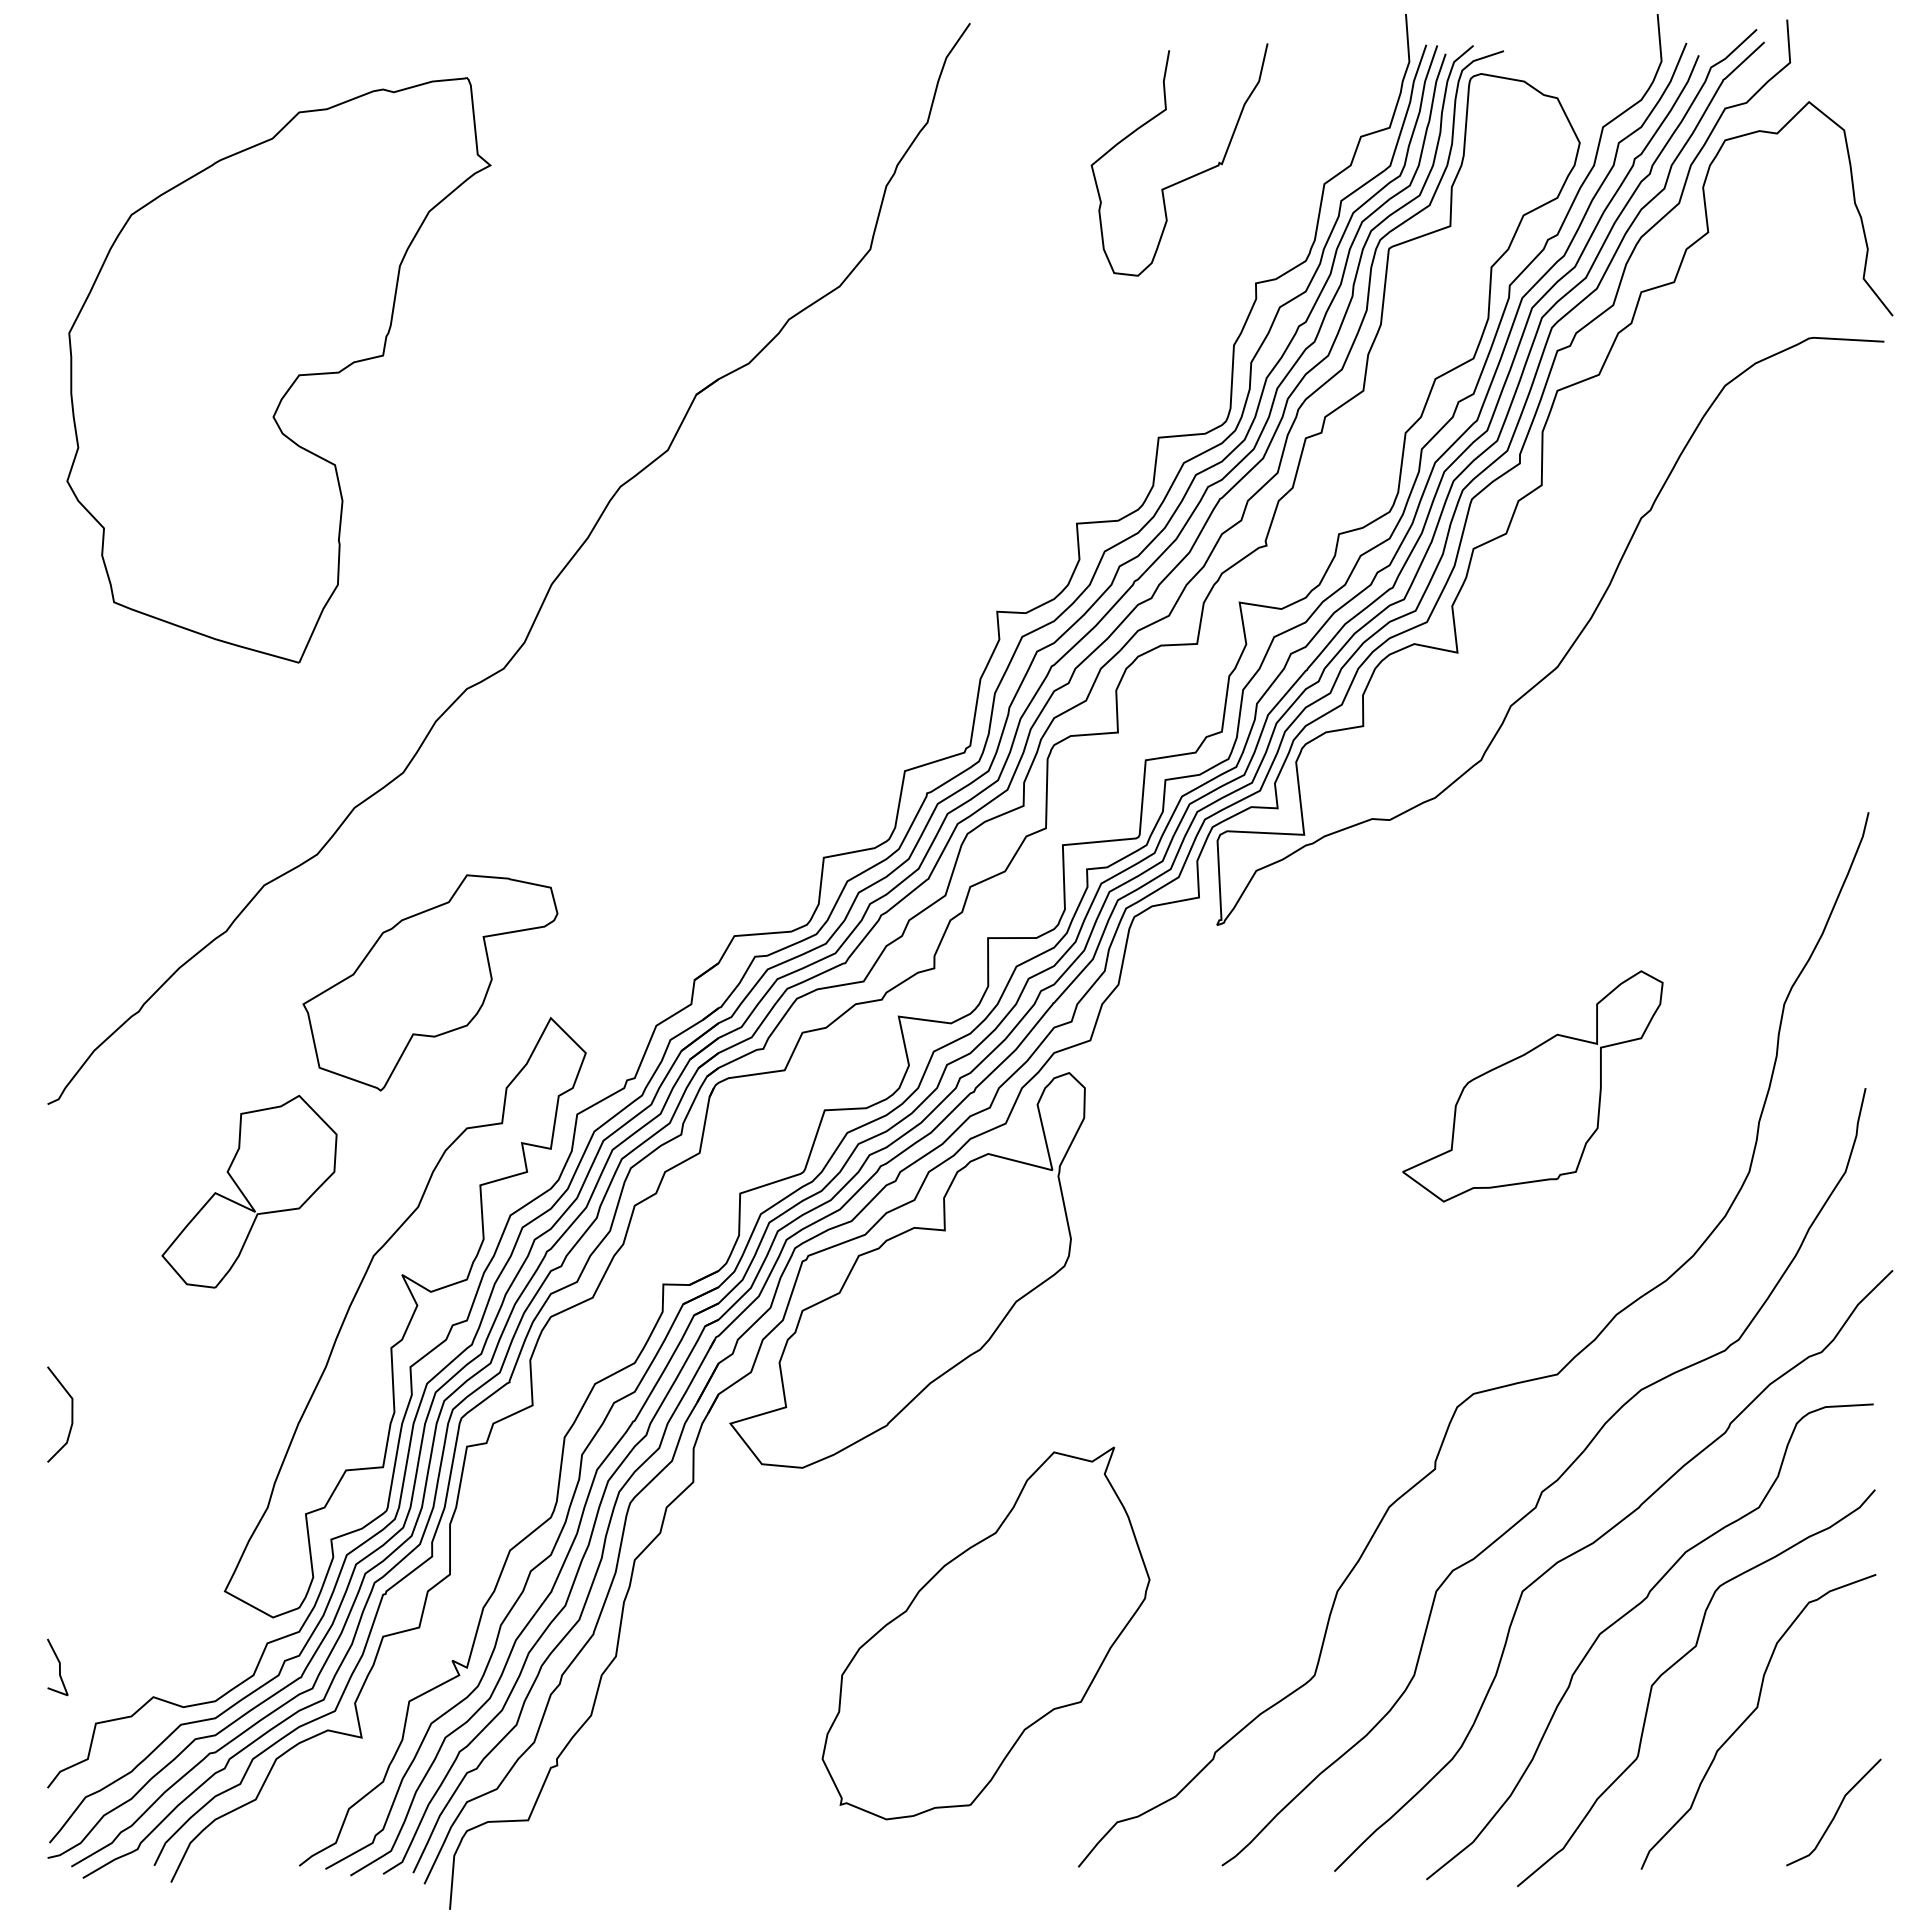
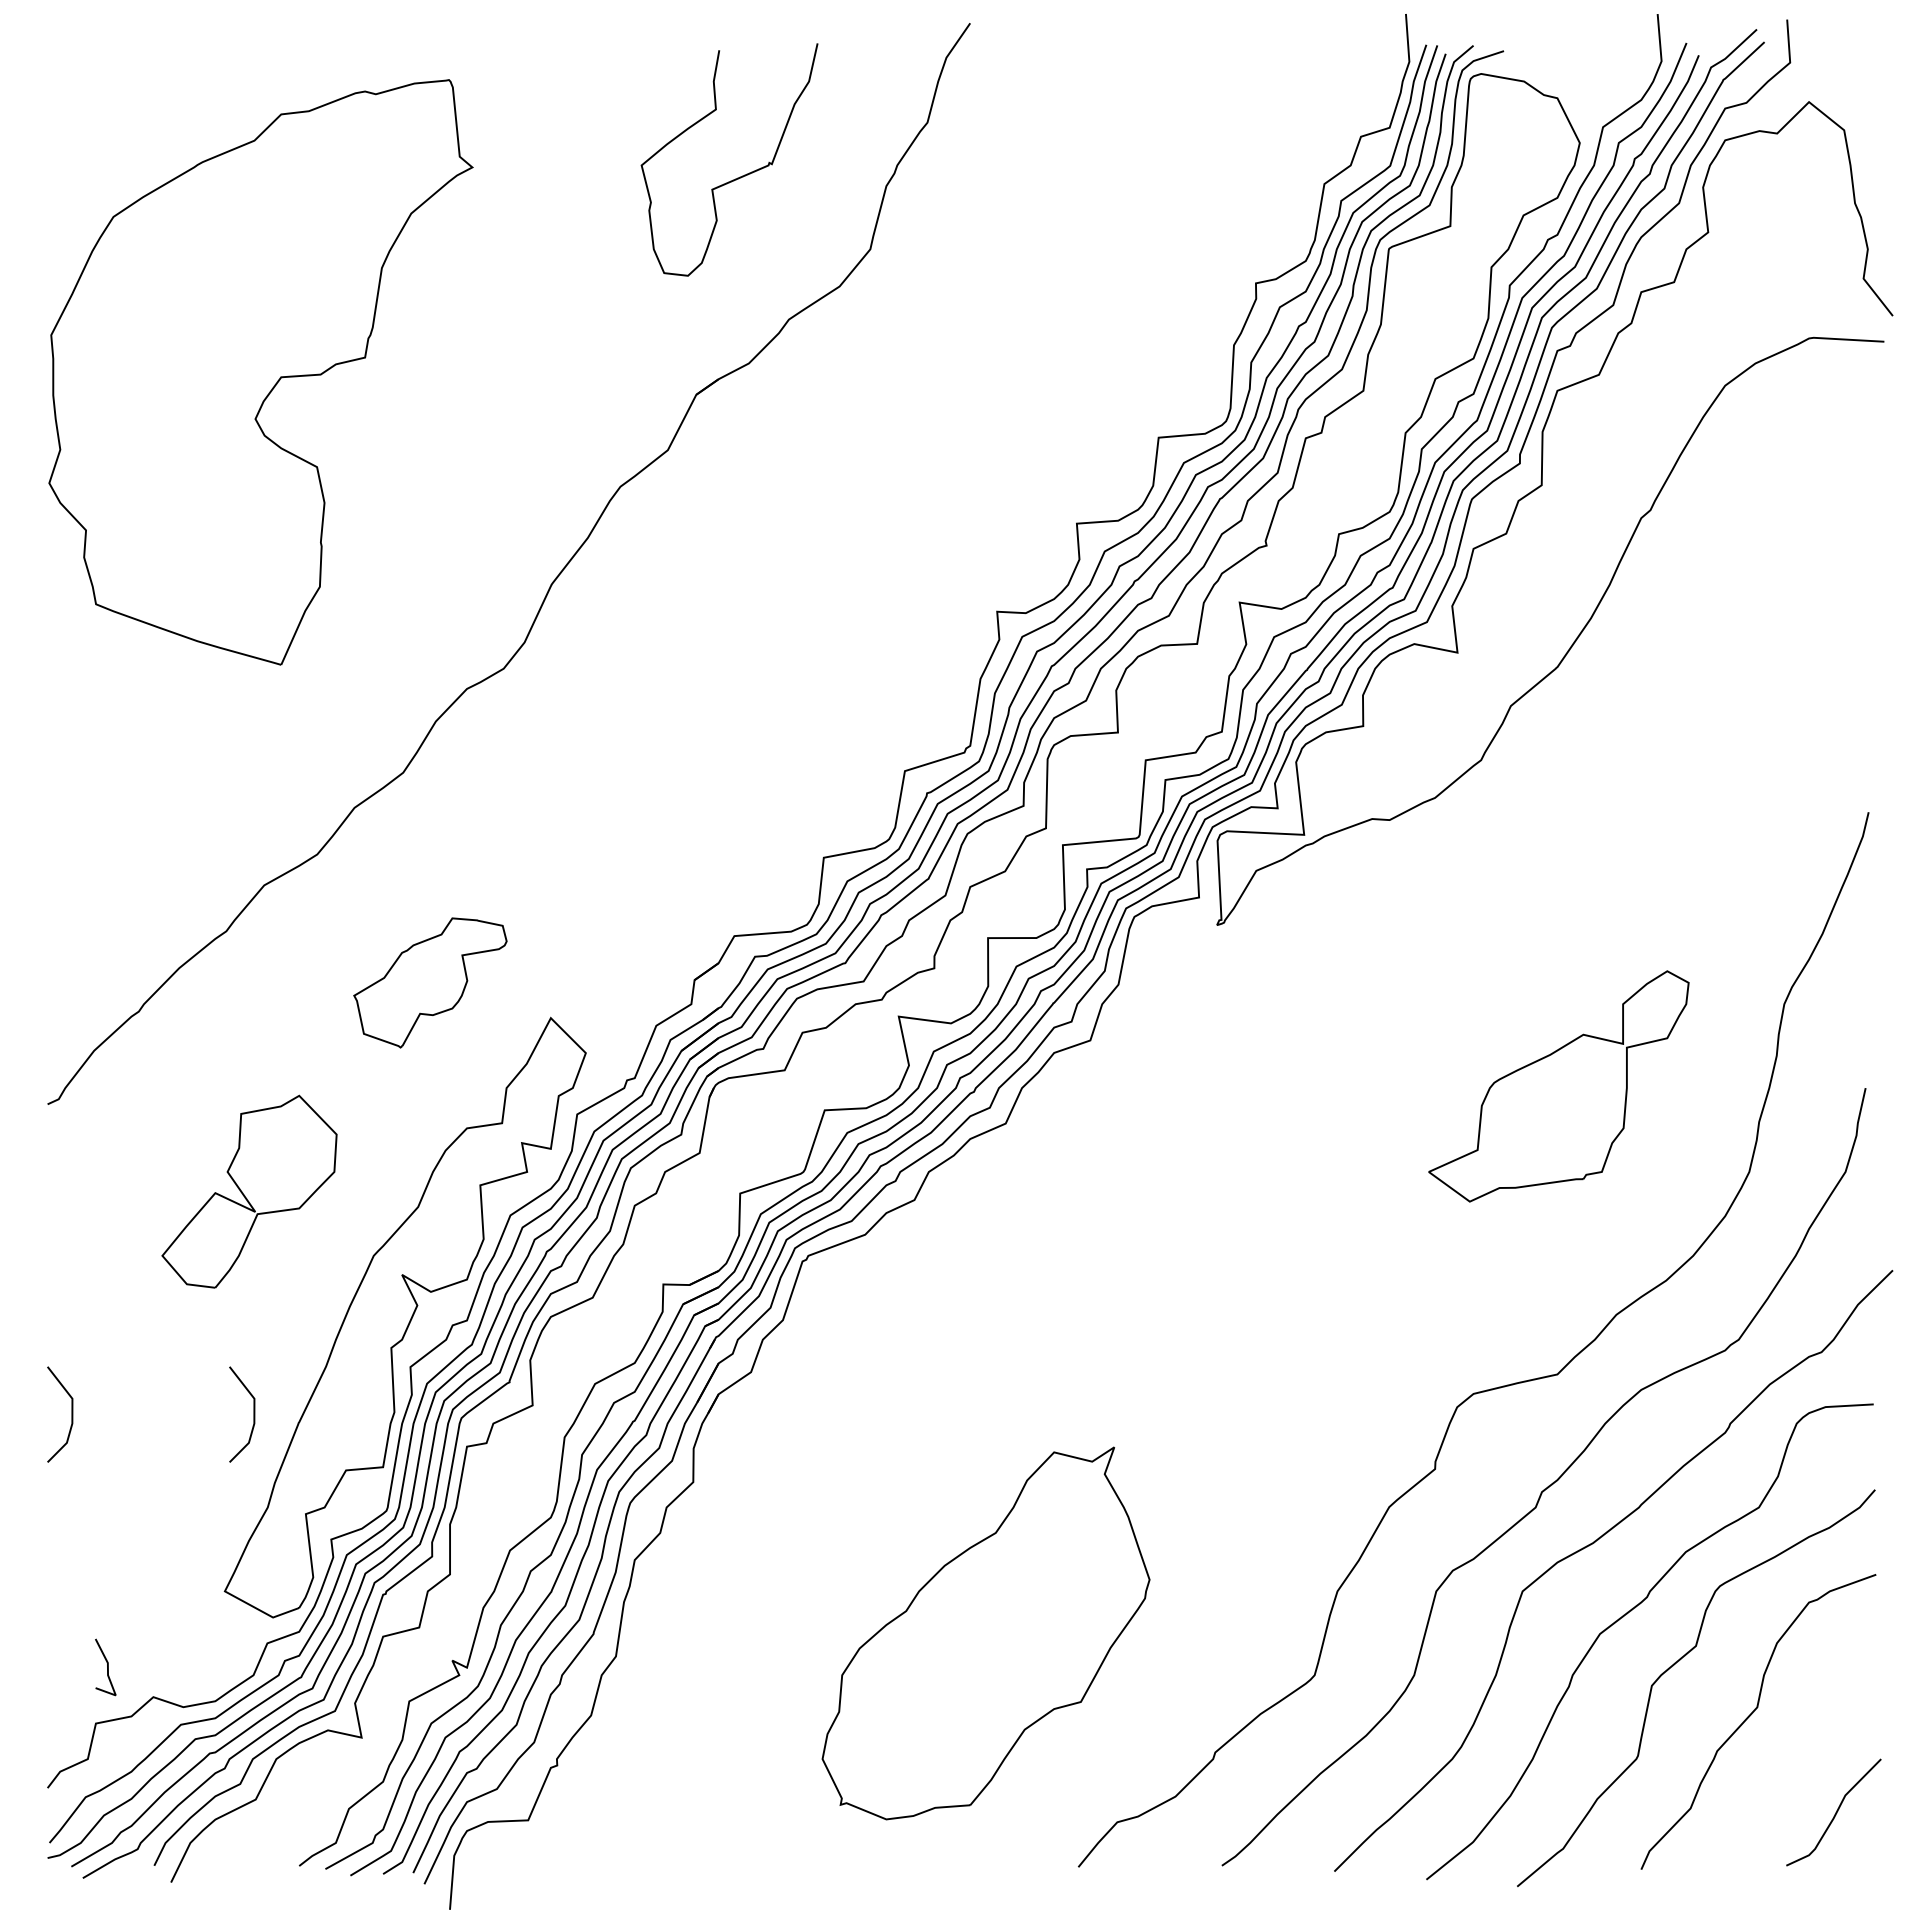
curve position: (1187, 177) -> (737, 177) (737, 177)
part position: (278, 370) -> (260, 372) (260, 372)
part size: 257x218 px -> 155x132 px (430, 982)
part position: (1532, 1086) -> (1558, 1086) (1558, 1086)
part: present -> none (907, 1270)
line: none -> present (253, 1414)
line position: (59, 1667) -> (107, 1667) (107, 1667)
